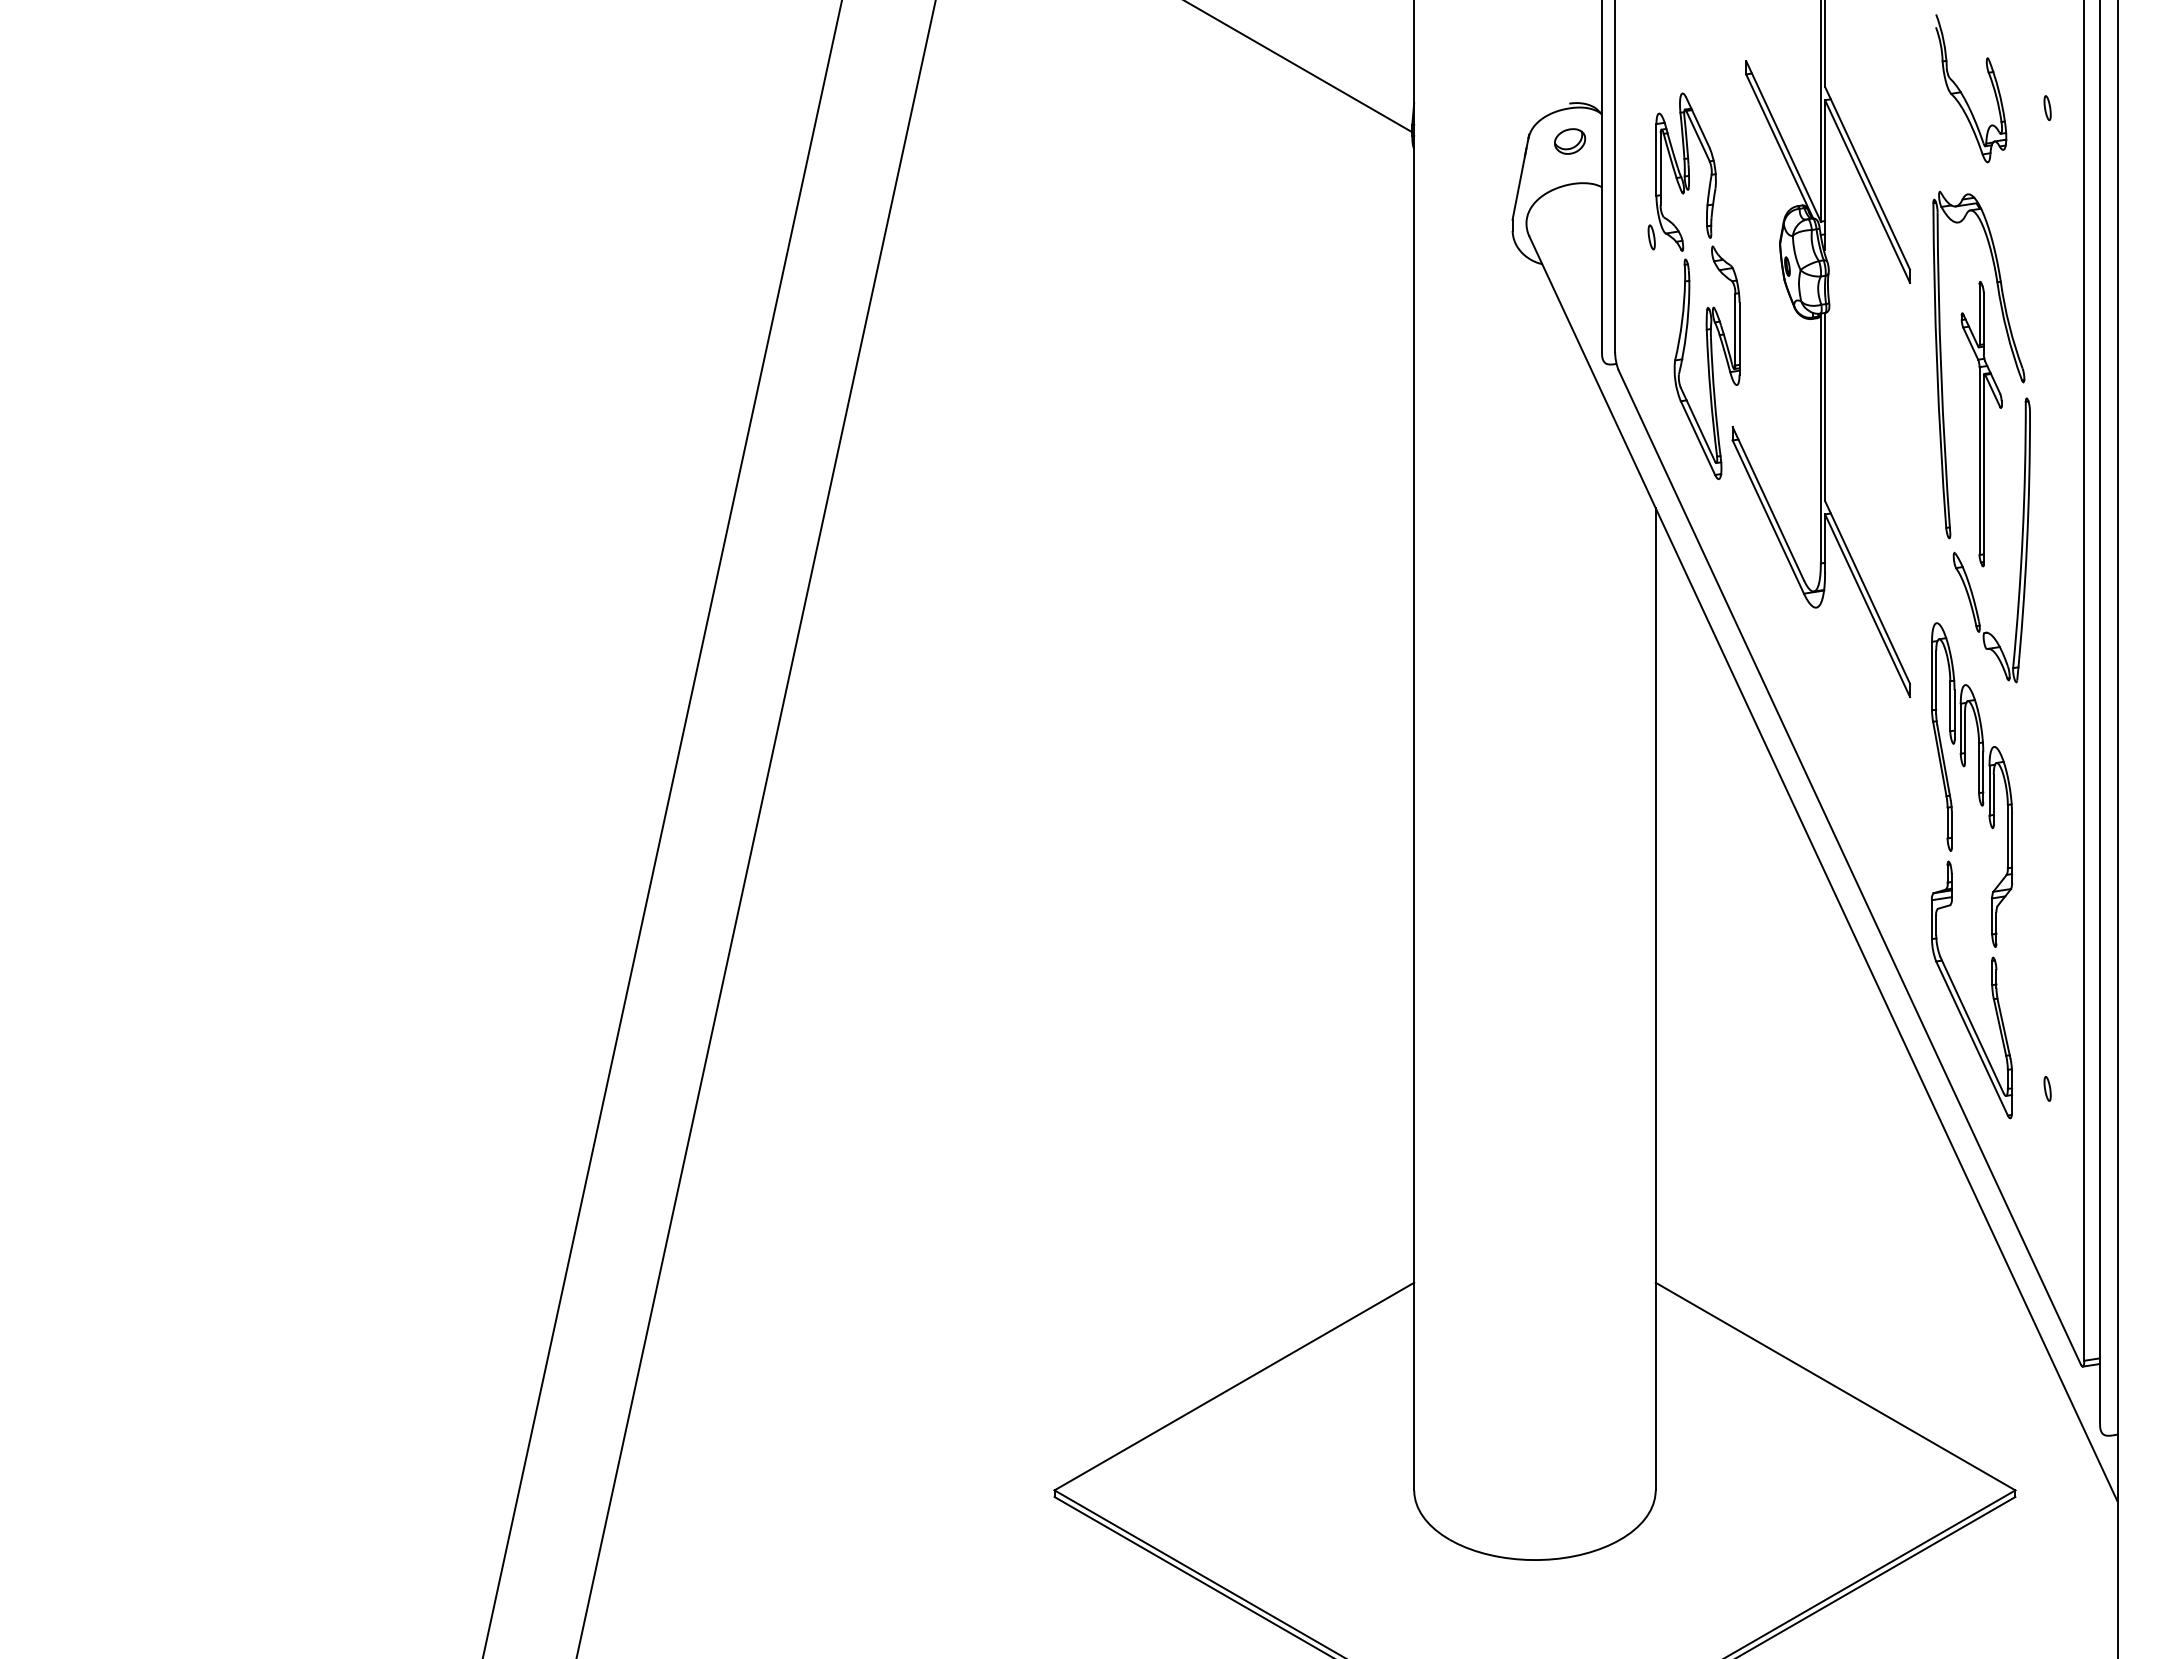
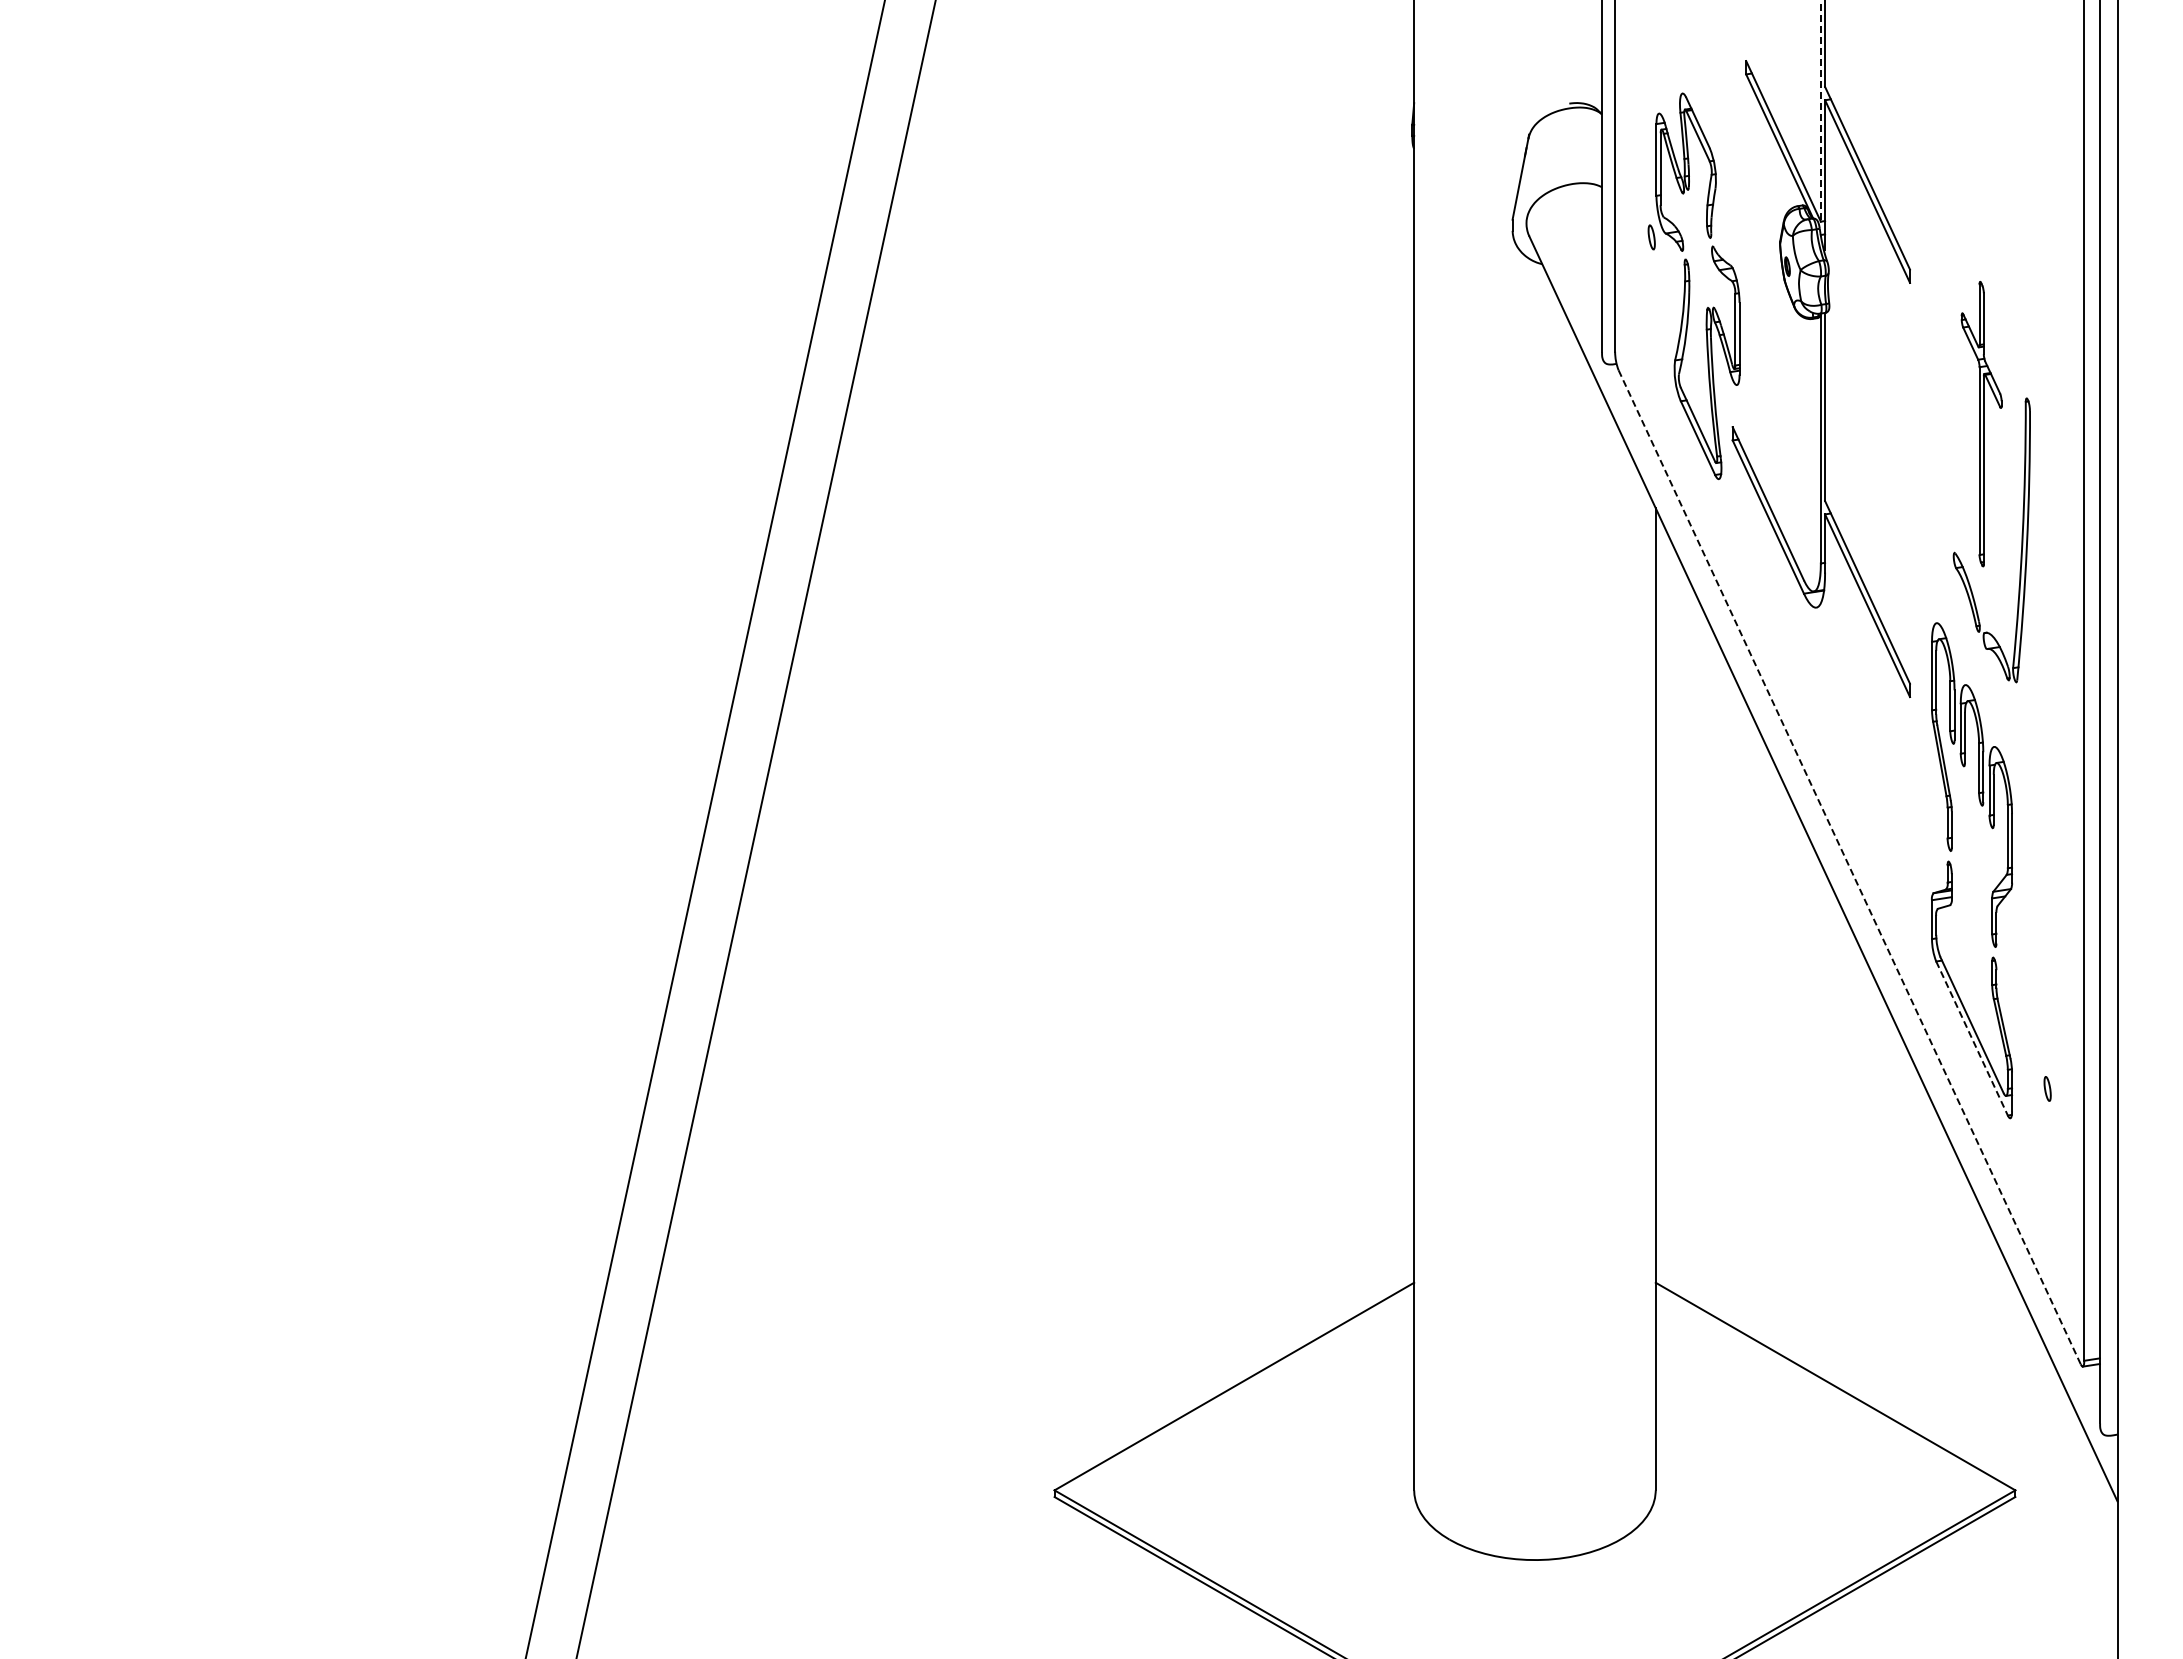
line: present -> none (1299, 67)
part: present -> none (1963, 94)
part: present -> none (2047, 107)
line: solid -> dashed (1820, 111)
part: present -> none (1570, 141)
part: present -> none (2011, 352)
line position: (662, 828) -> (705, 828) (705, 828)
line: solid -> dashed (1849, 867)
line: solid -> dashed (1972, 1038)
